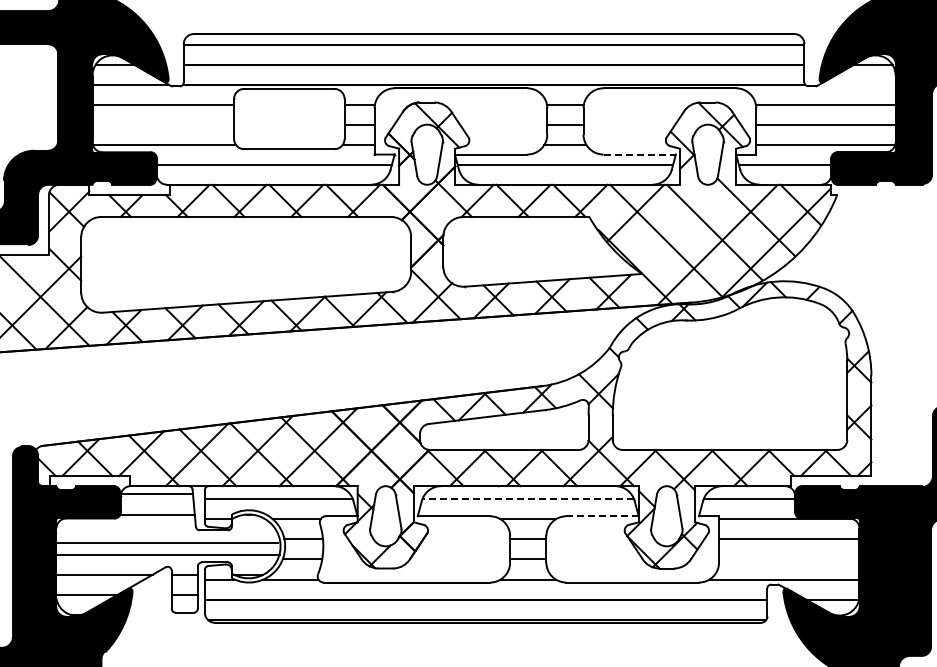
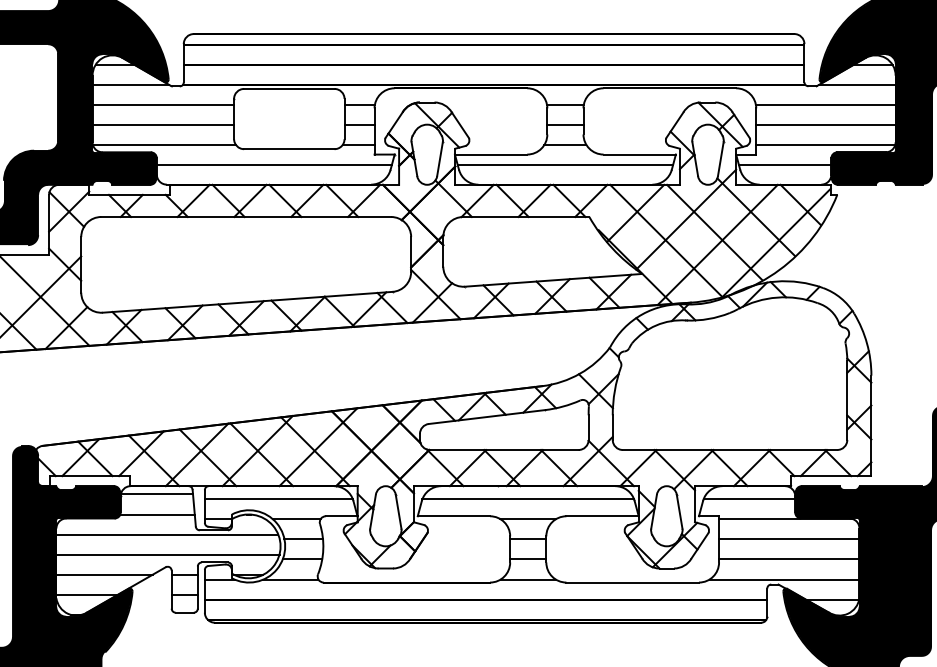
line: none -> present (857, 84)
line: none -> present (163, 124)
line: dashed -> solid (640, 154)
line: none -> present (686, 219)
line: dashed -> solid (528, 499)
line: dashed -> solid (603, 516)
line position: (167, 542) -> (167, 534) (167, 534)
line: none -> present (789, 559)
